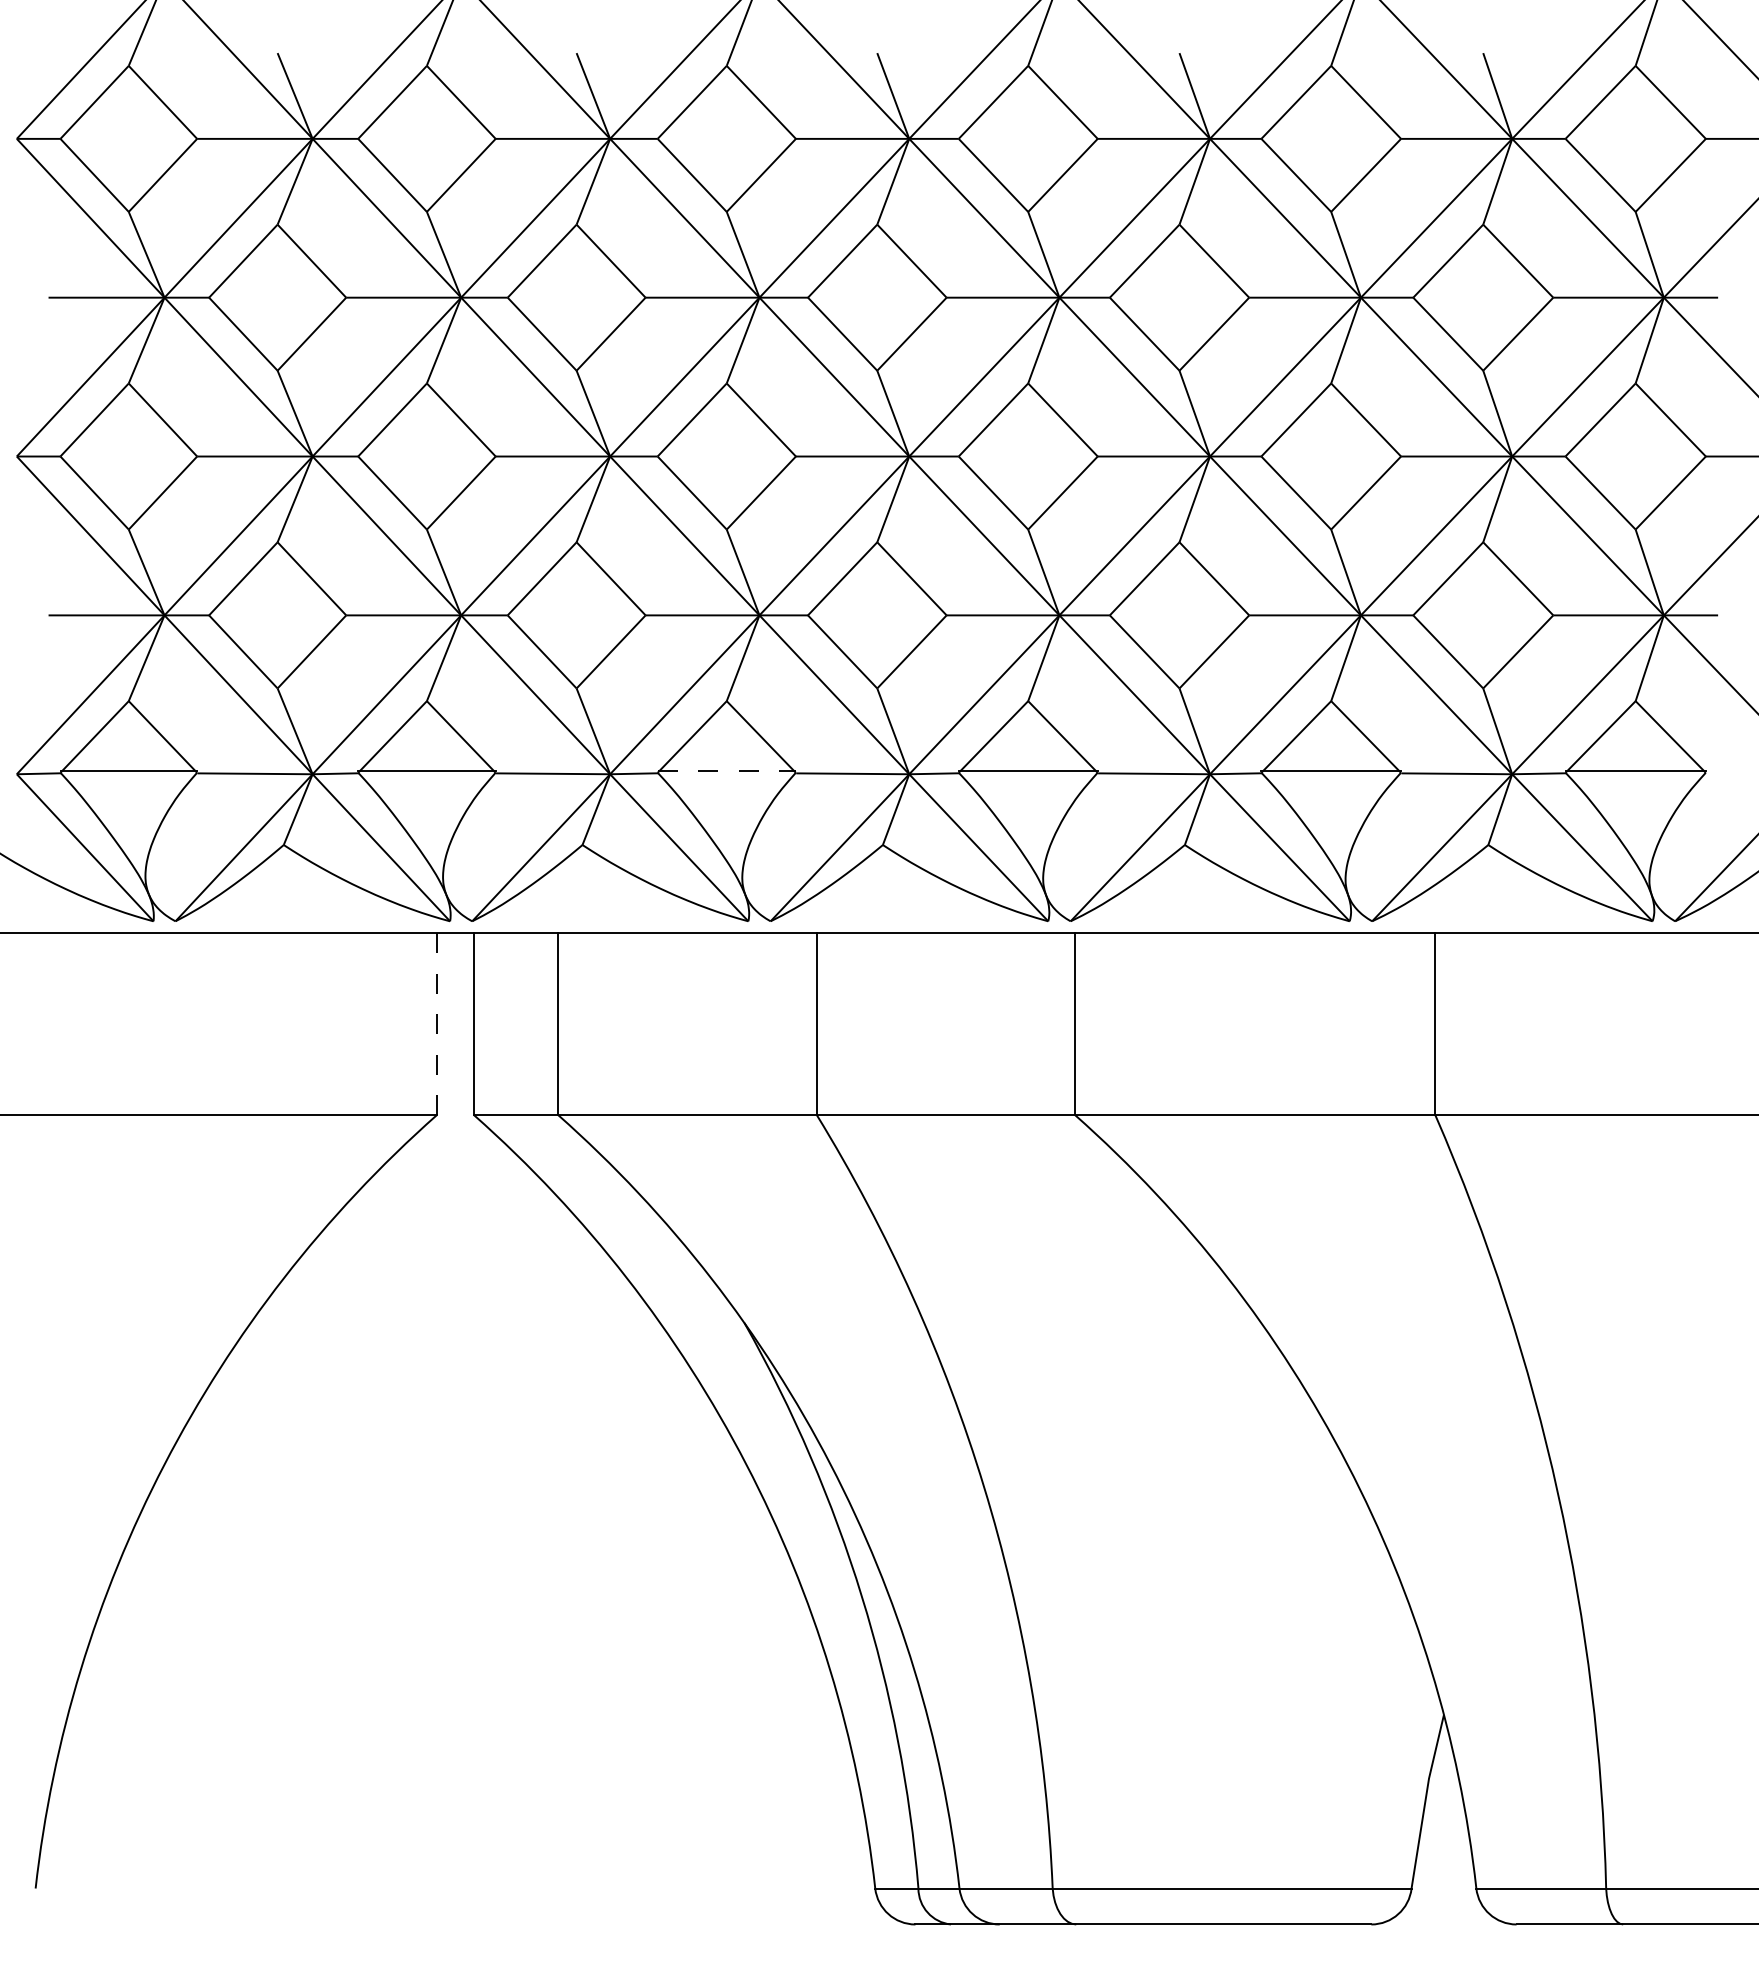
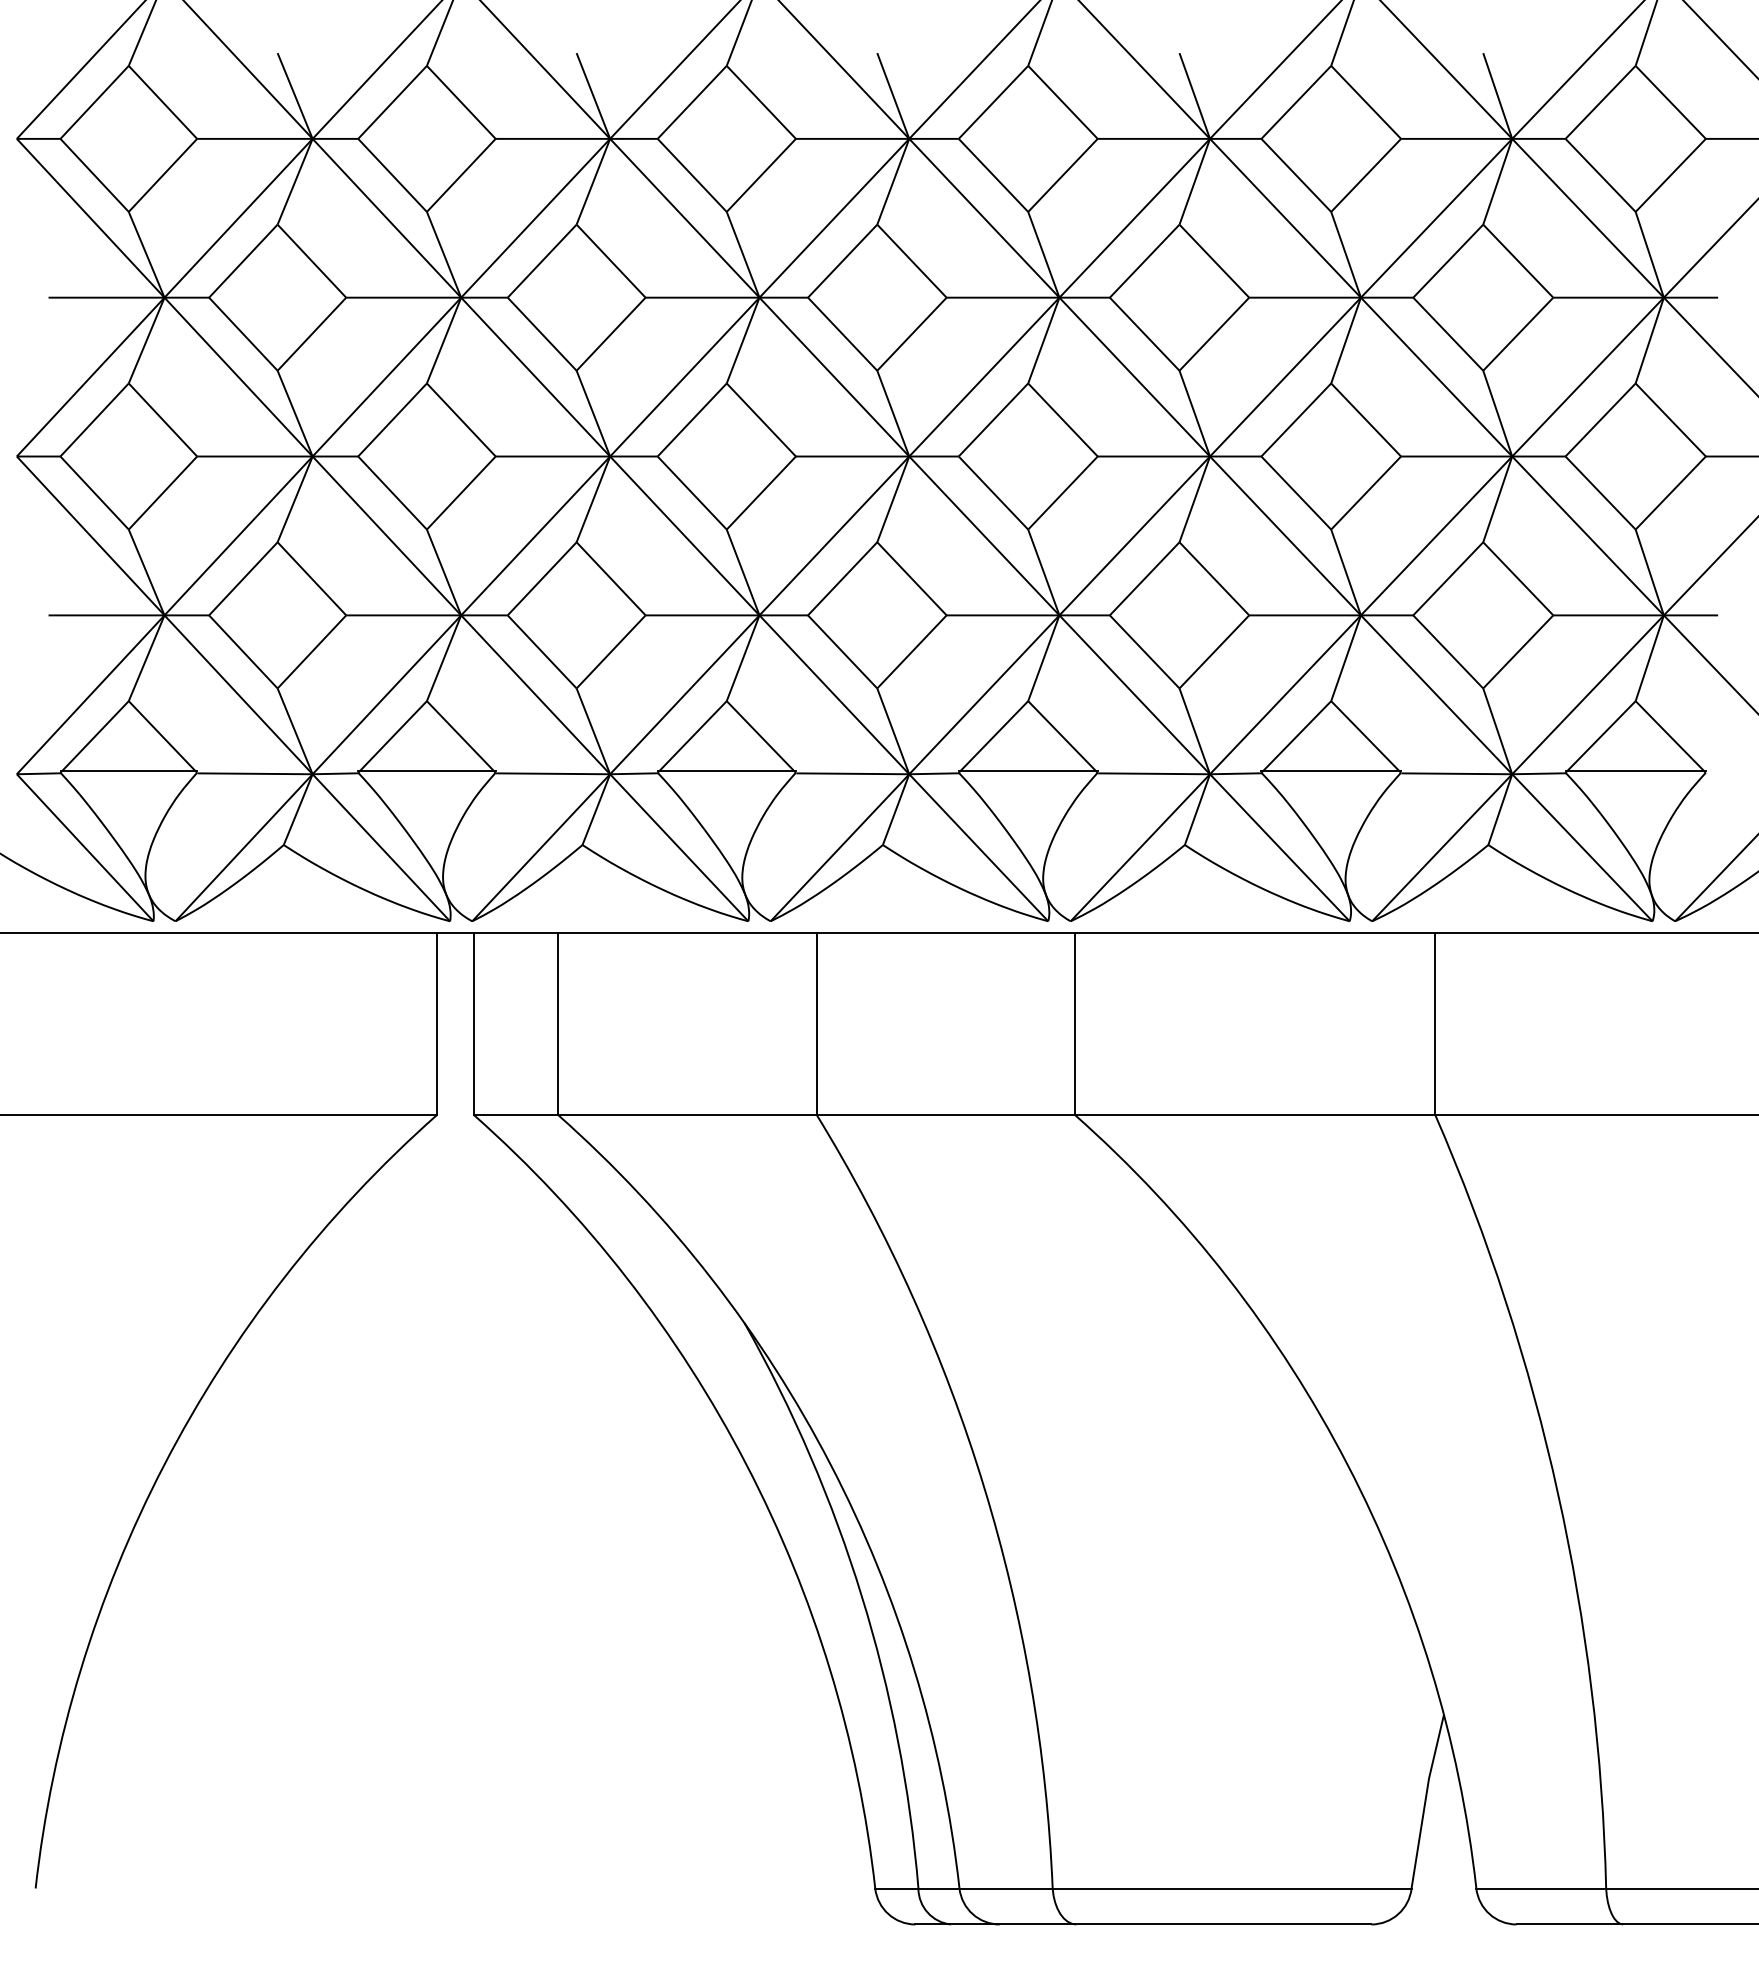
line: dashed -> solid (727, 771)
line: dashed -> solid (436, 1023)
